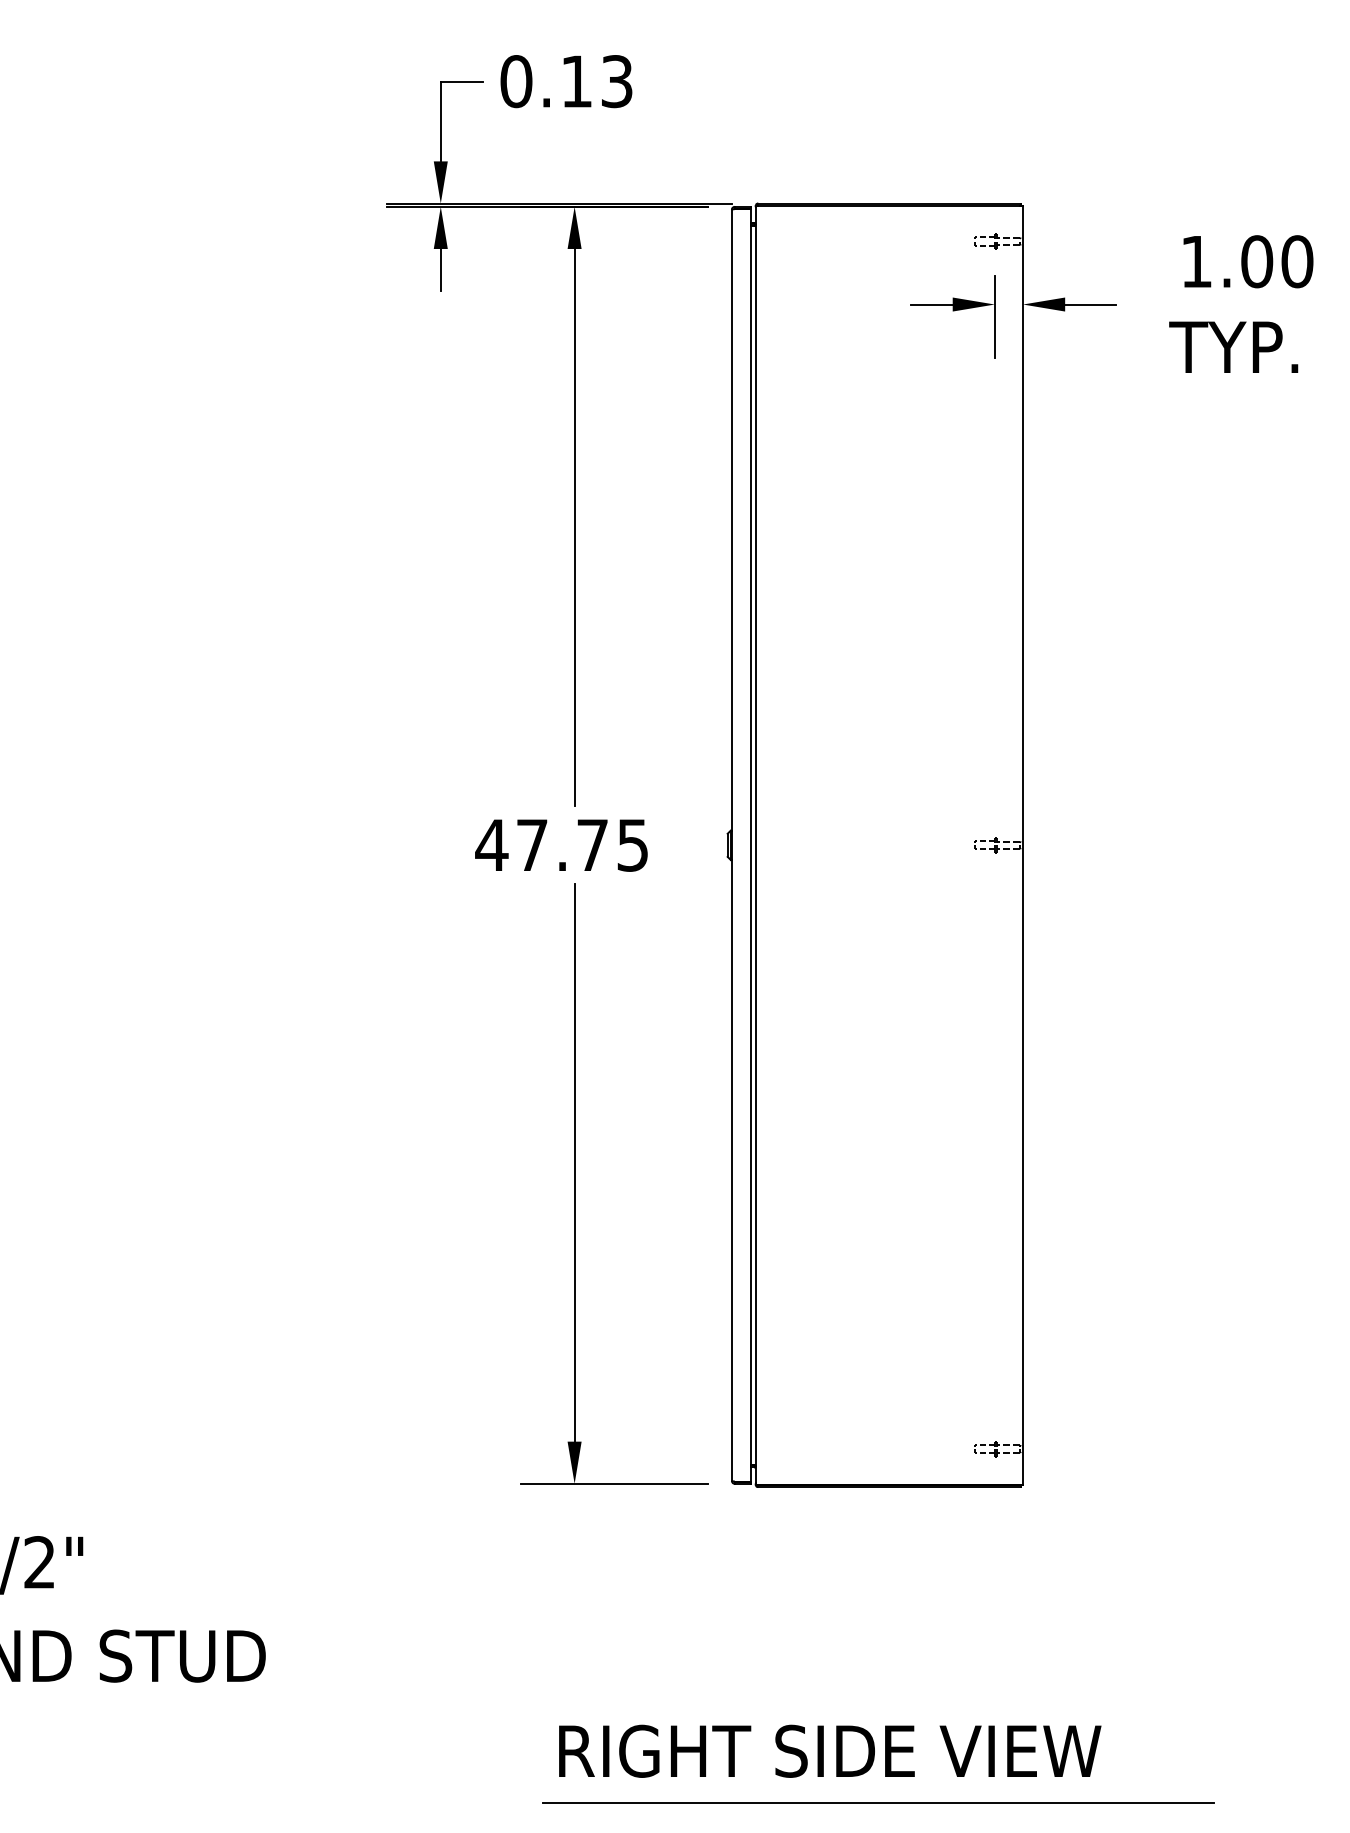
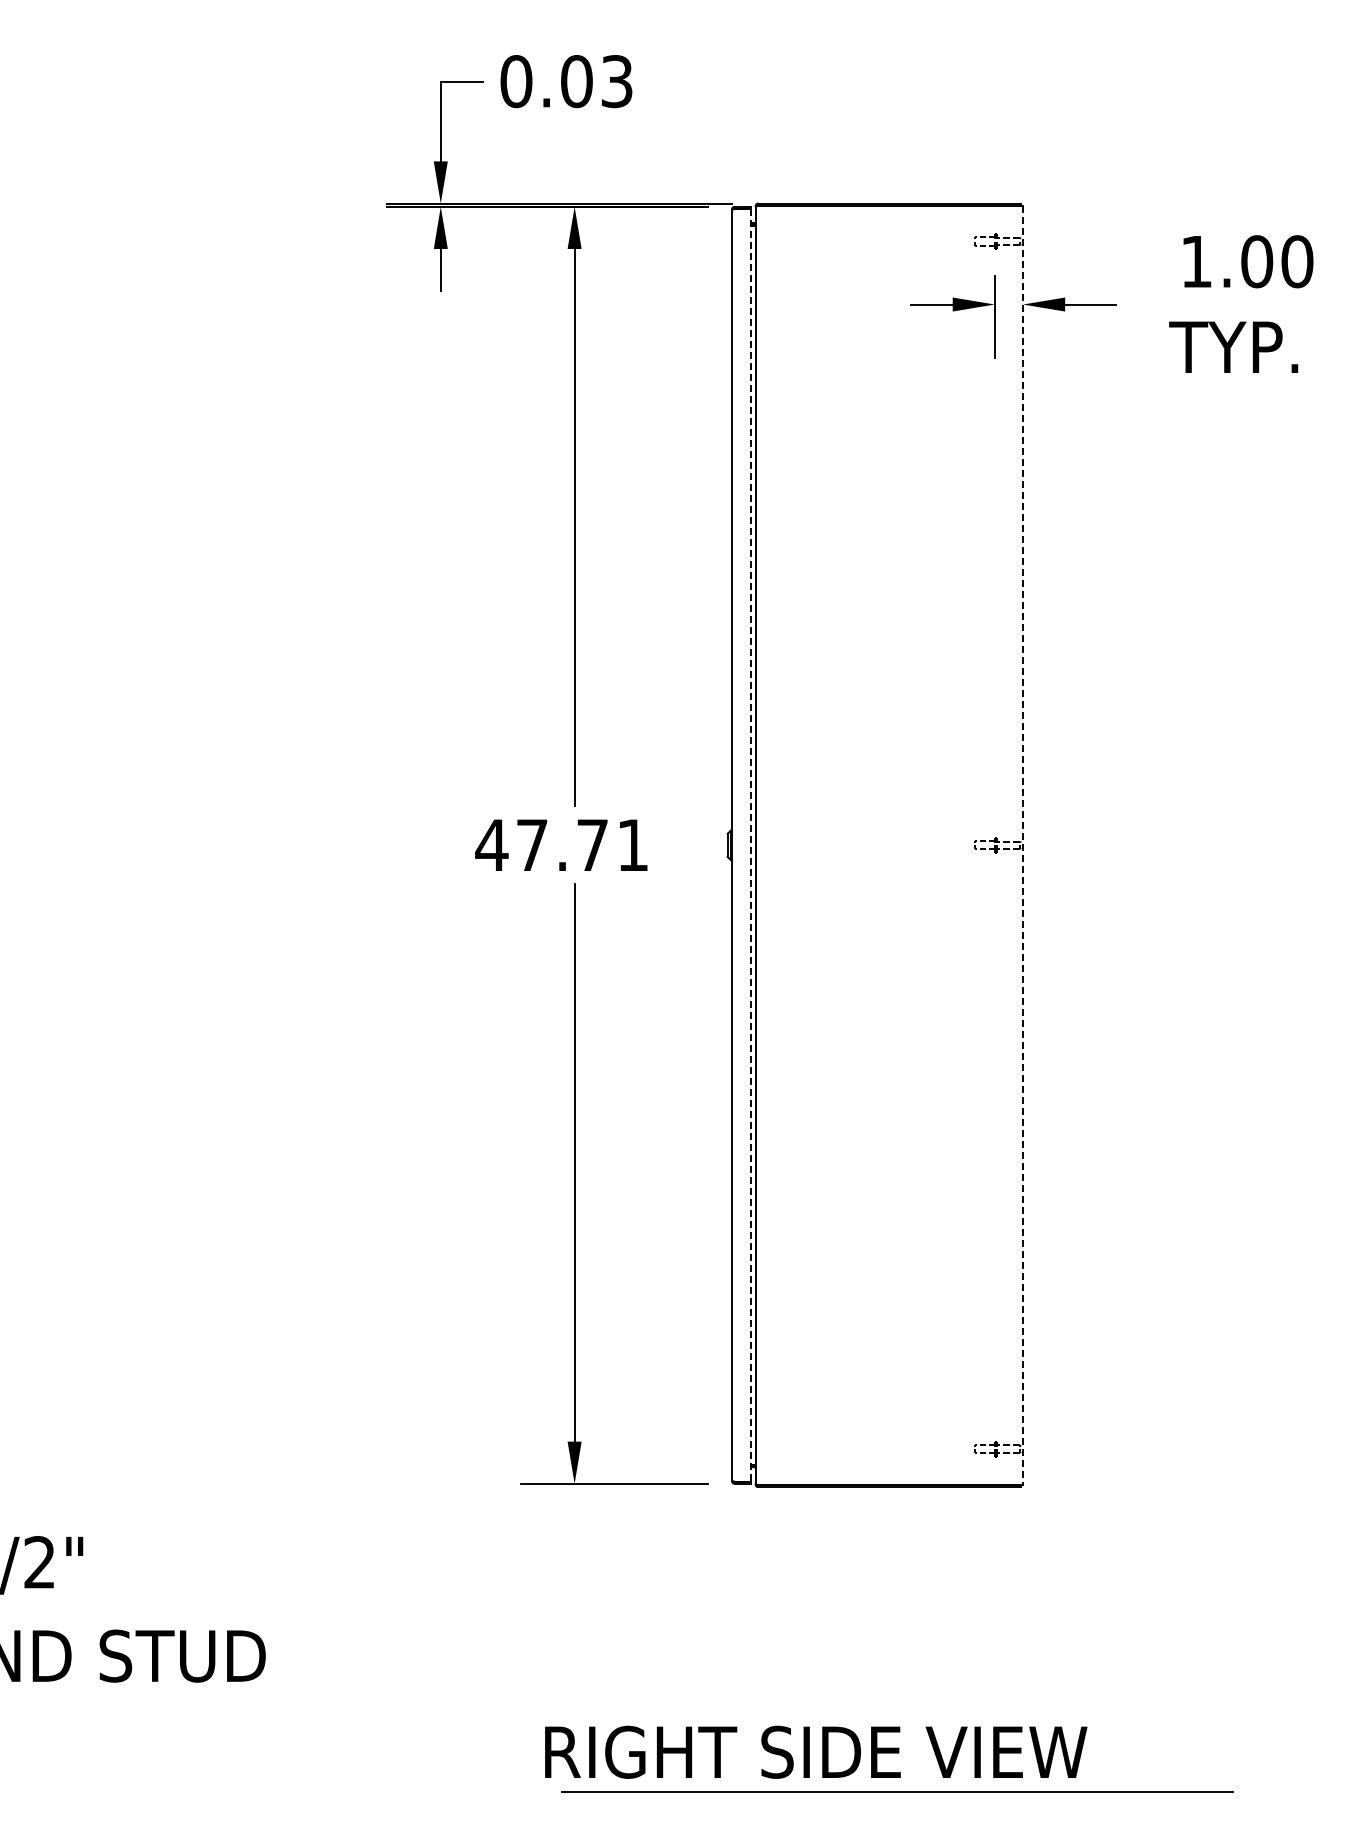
text: 0.13 -> 0.03 (576, 81)
text: 47.75 -> 47.71 (632, 845)
line: solid -> dashed (751, 845)
line: solid -> dashed (1023, 845)
text position: (830, 1750) -> (816, 1751) (816, 1751)
line position: (878, 1802) -> (897, 1791) (897, 1791)
